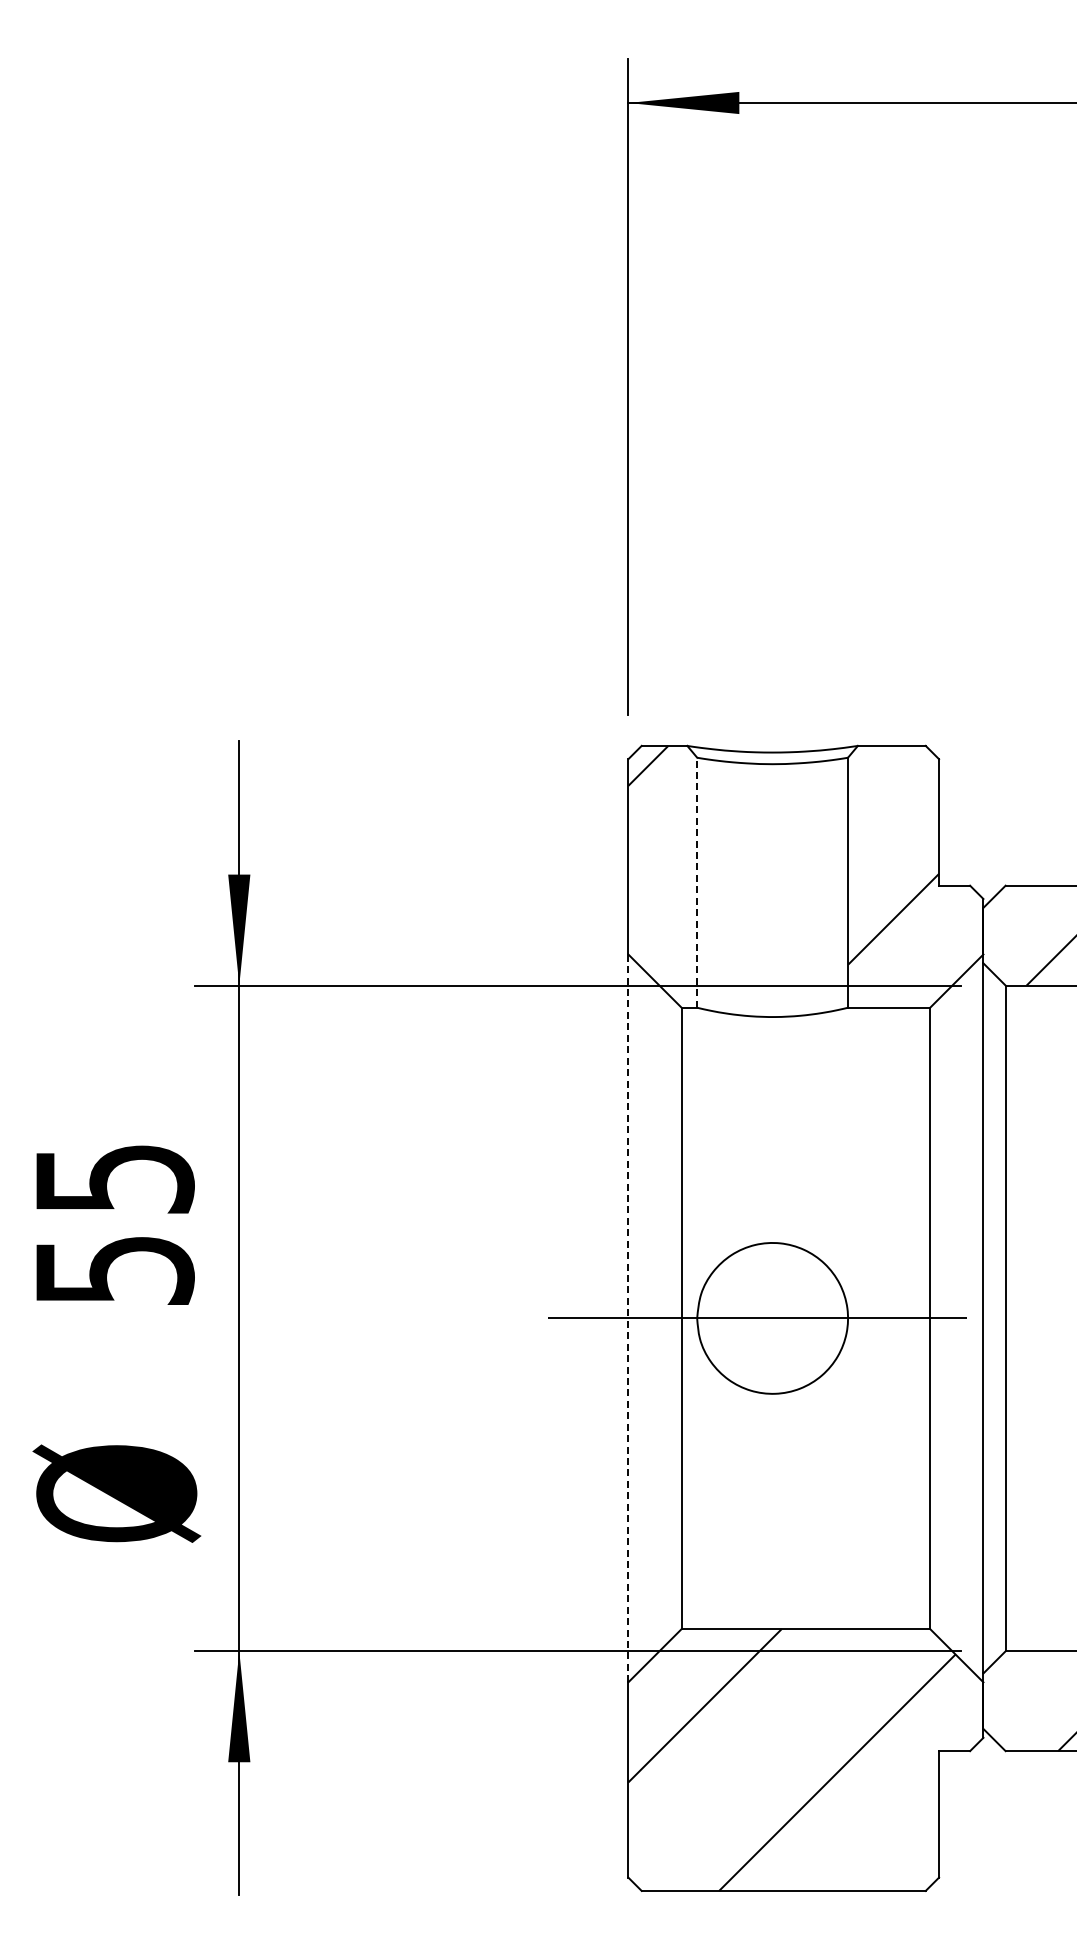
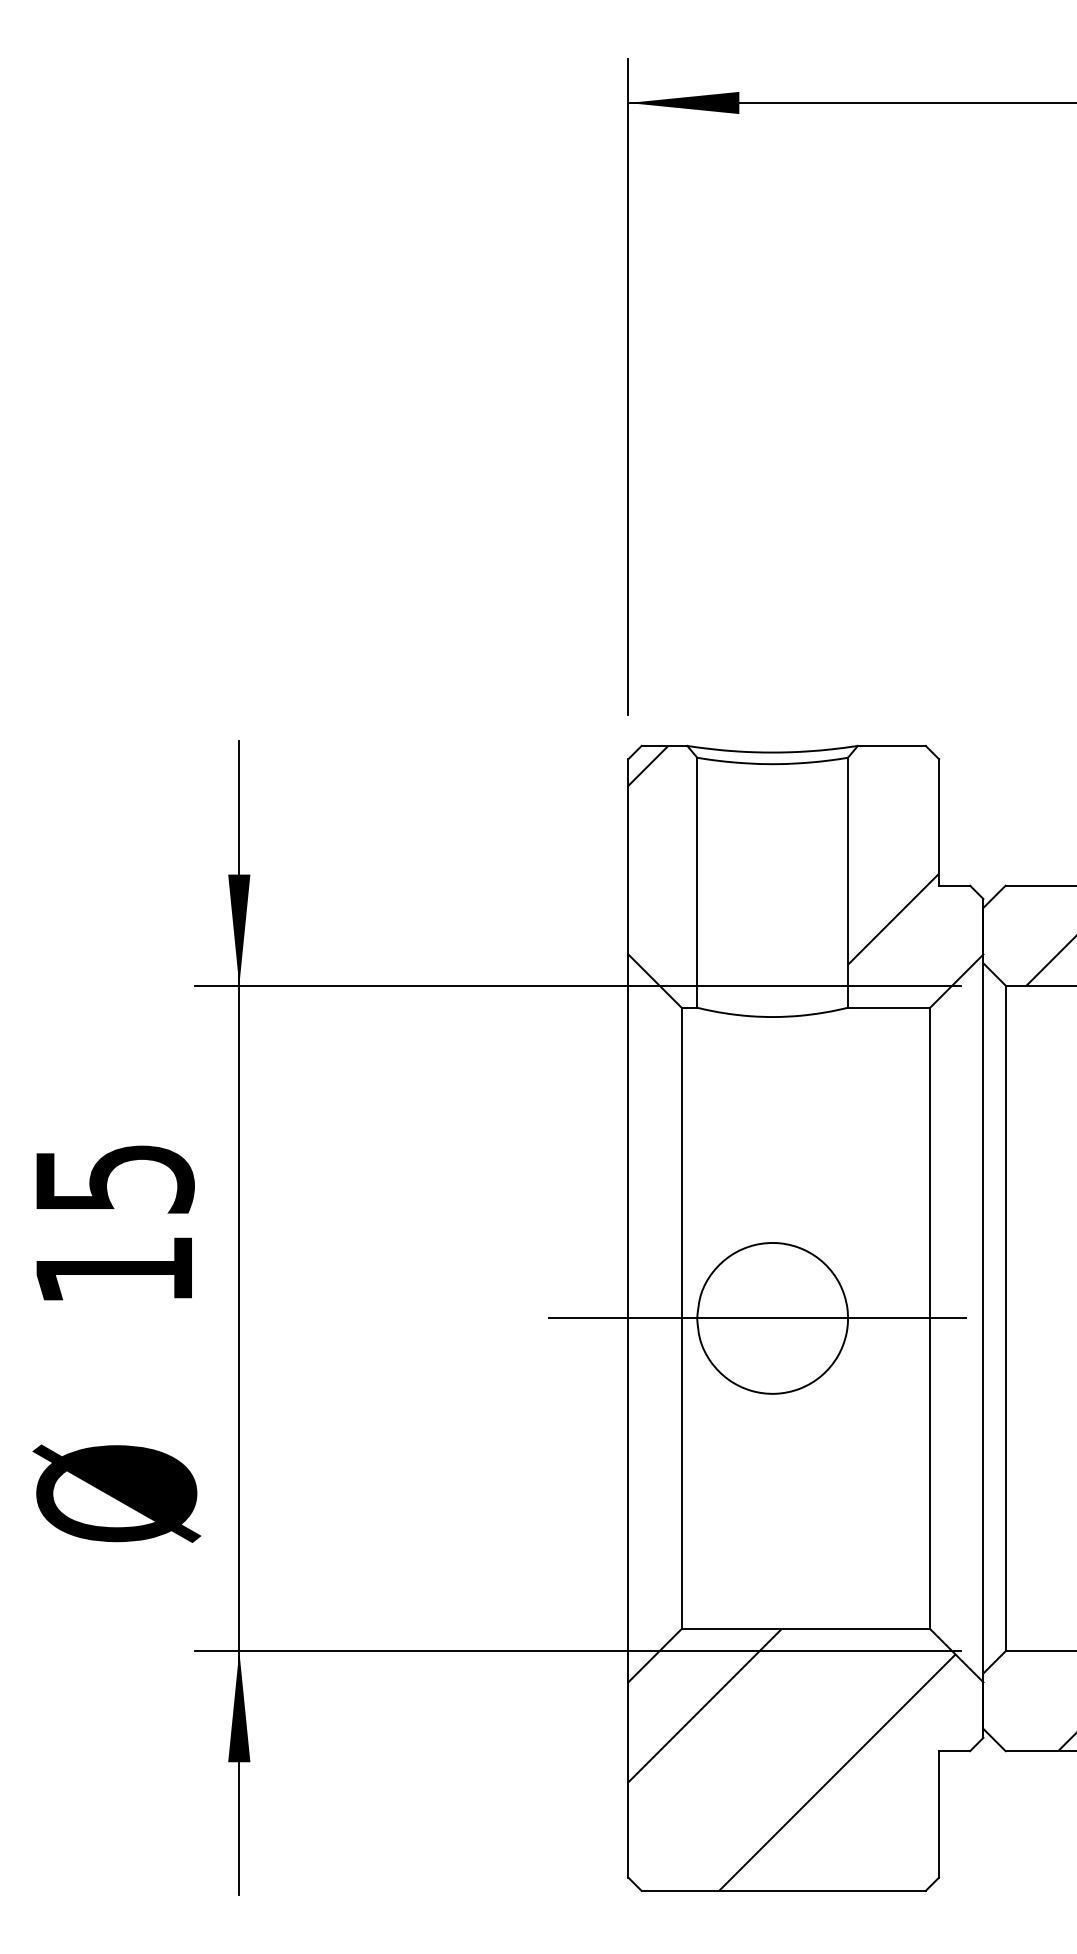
line: dashed -> solid (697, 882)
text: 55 -> 15 (115, 1270)
line: dashed -> solid (628, 1318)
